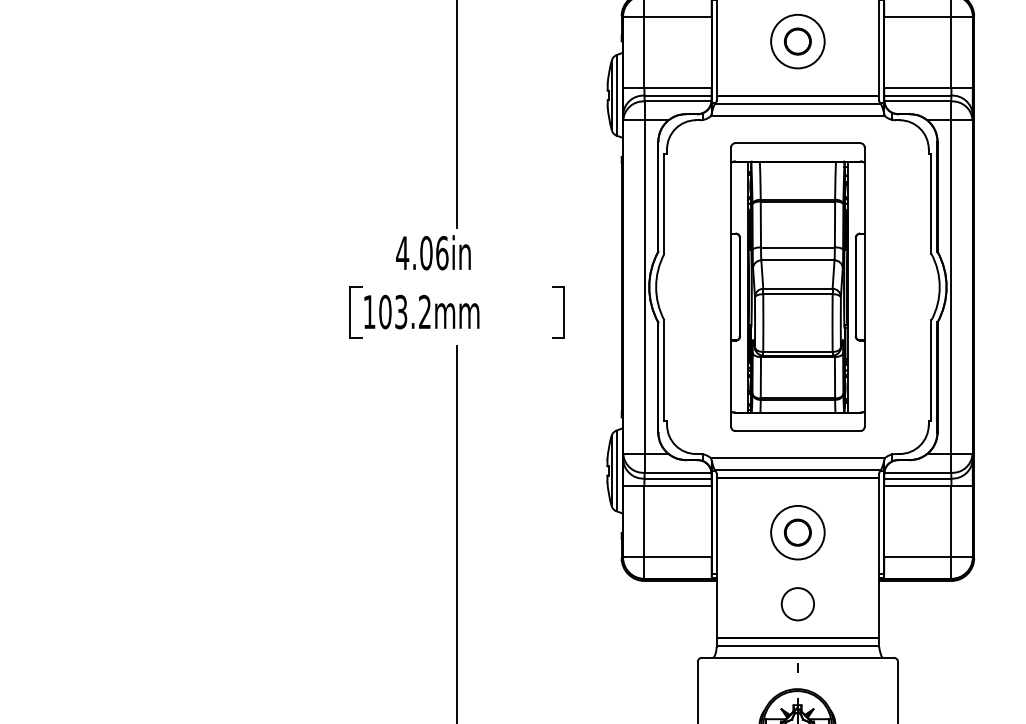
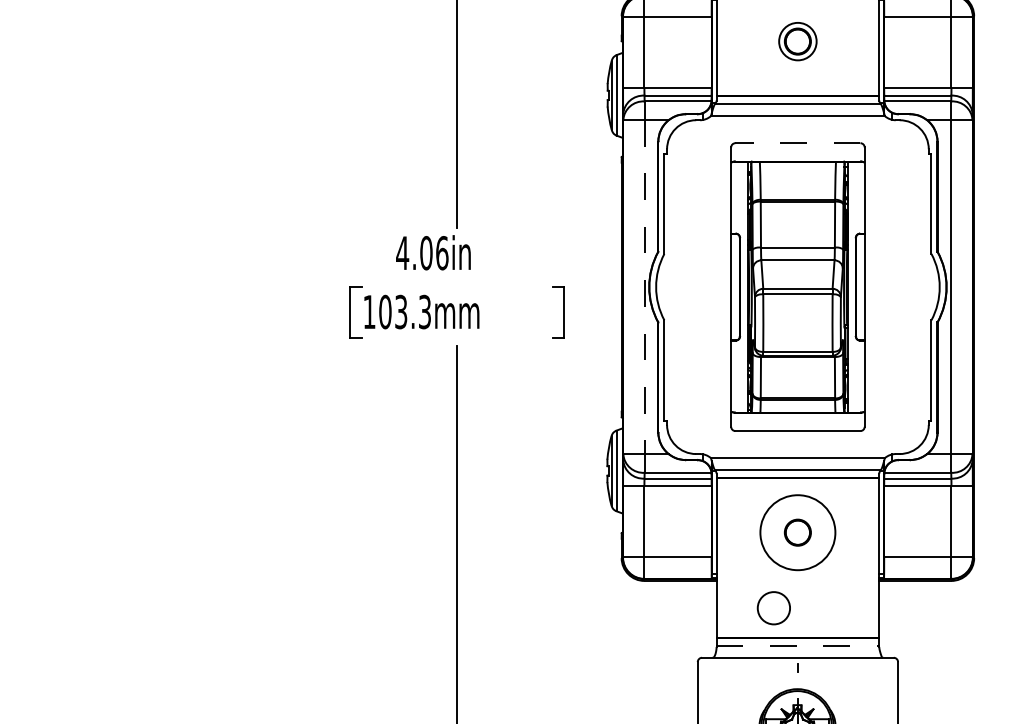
circle diameter: 54 px -> 37 px (797, 41)
line: solid -> dashed (797, 143)
line: solid -> dashed (644, 287)
text: 103.2mm -> 103.3mm (424, 312)
circle diameter: 54 px -> 75 px (797, 532)
circle position: (797, 604) -> (773, 608) (773, 608)
line: solid -> dashed (798, 645)
